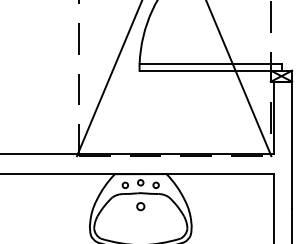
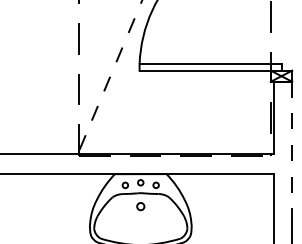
line: solid -> dashed (109, 78)
line: present -> none (238, 79)
line: solid -> dashed (292, 145)
